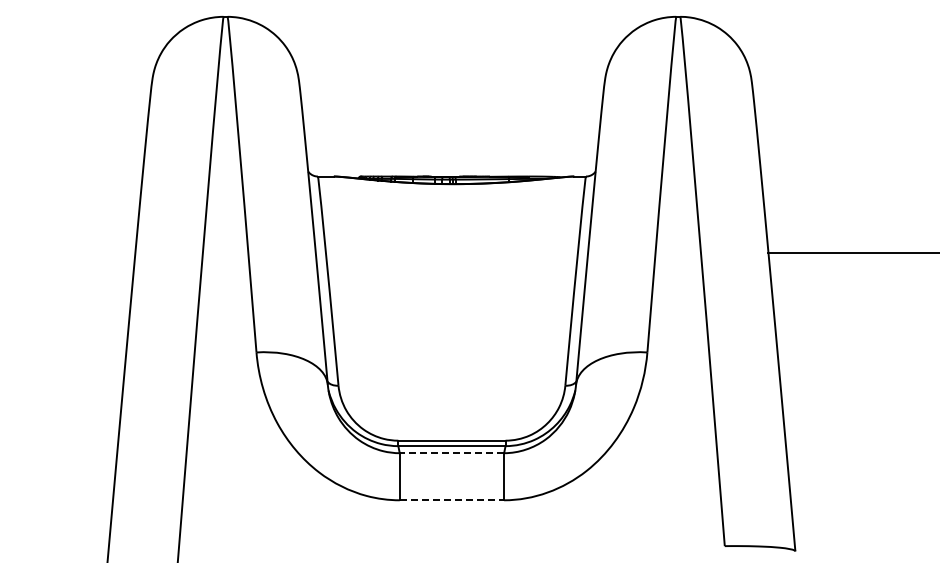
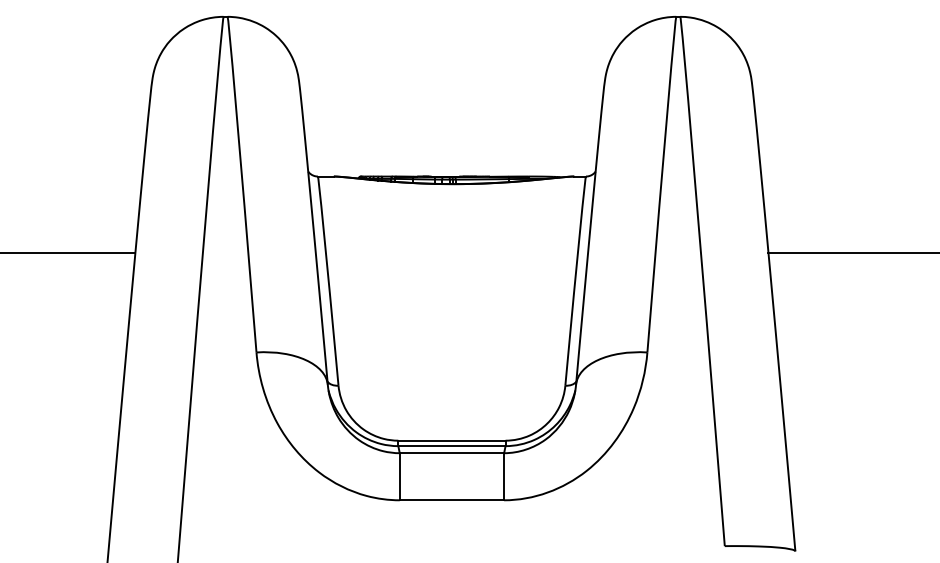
line: none -> present (68, 252)
line: dashed -> solid (451, 453)
line: dashed -> solid (452, 500)
